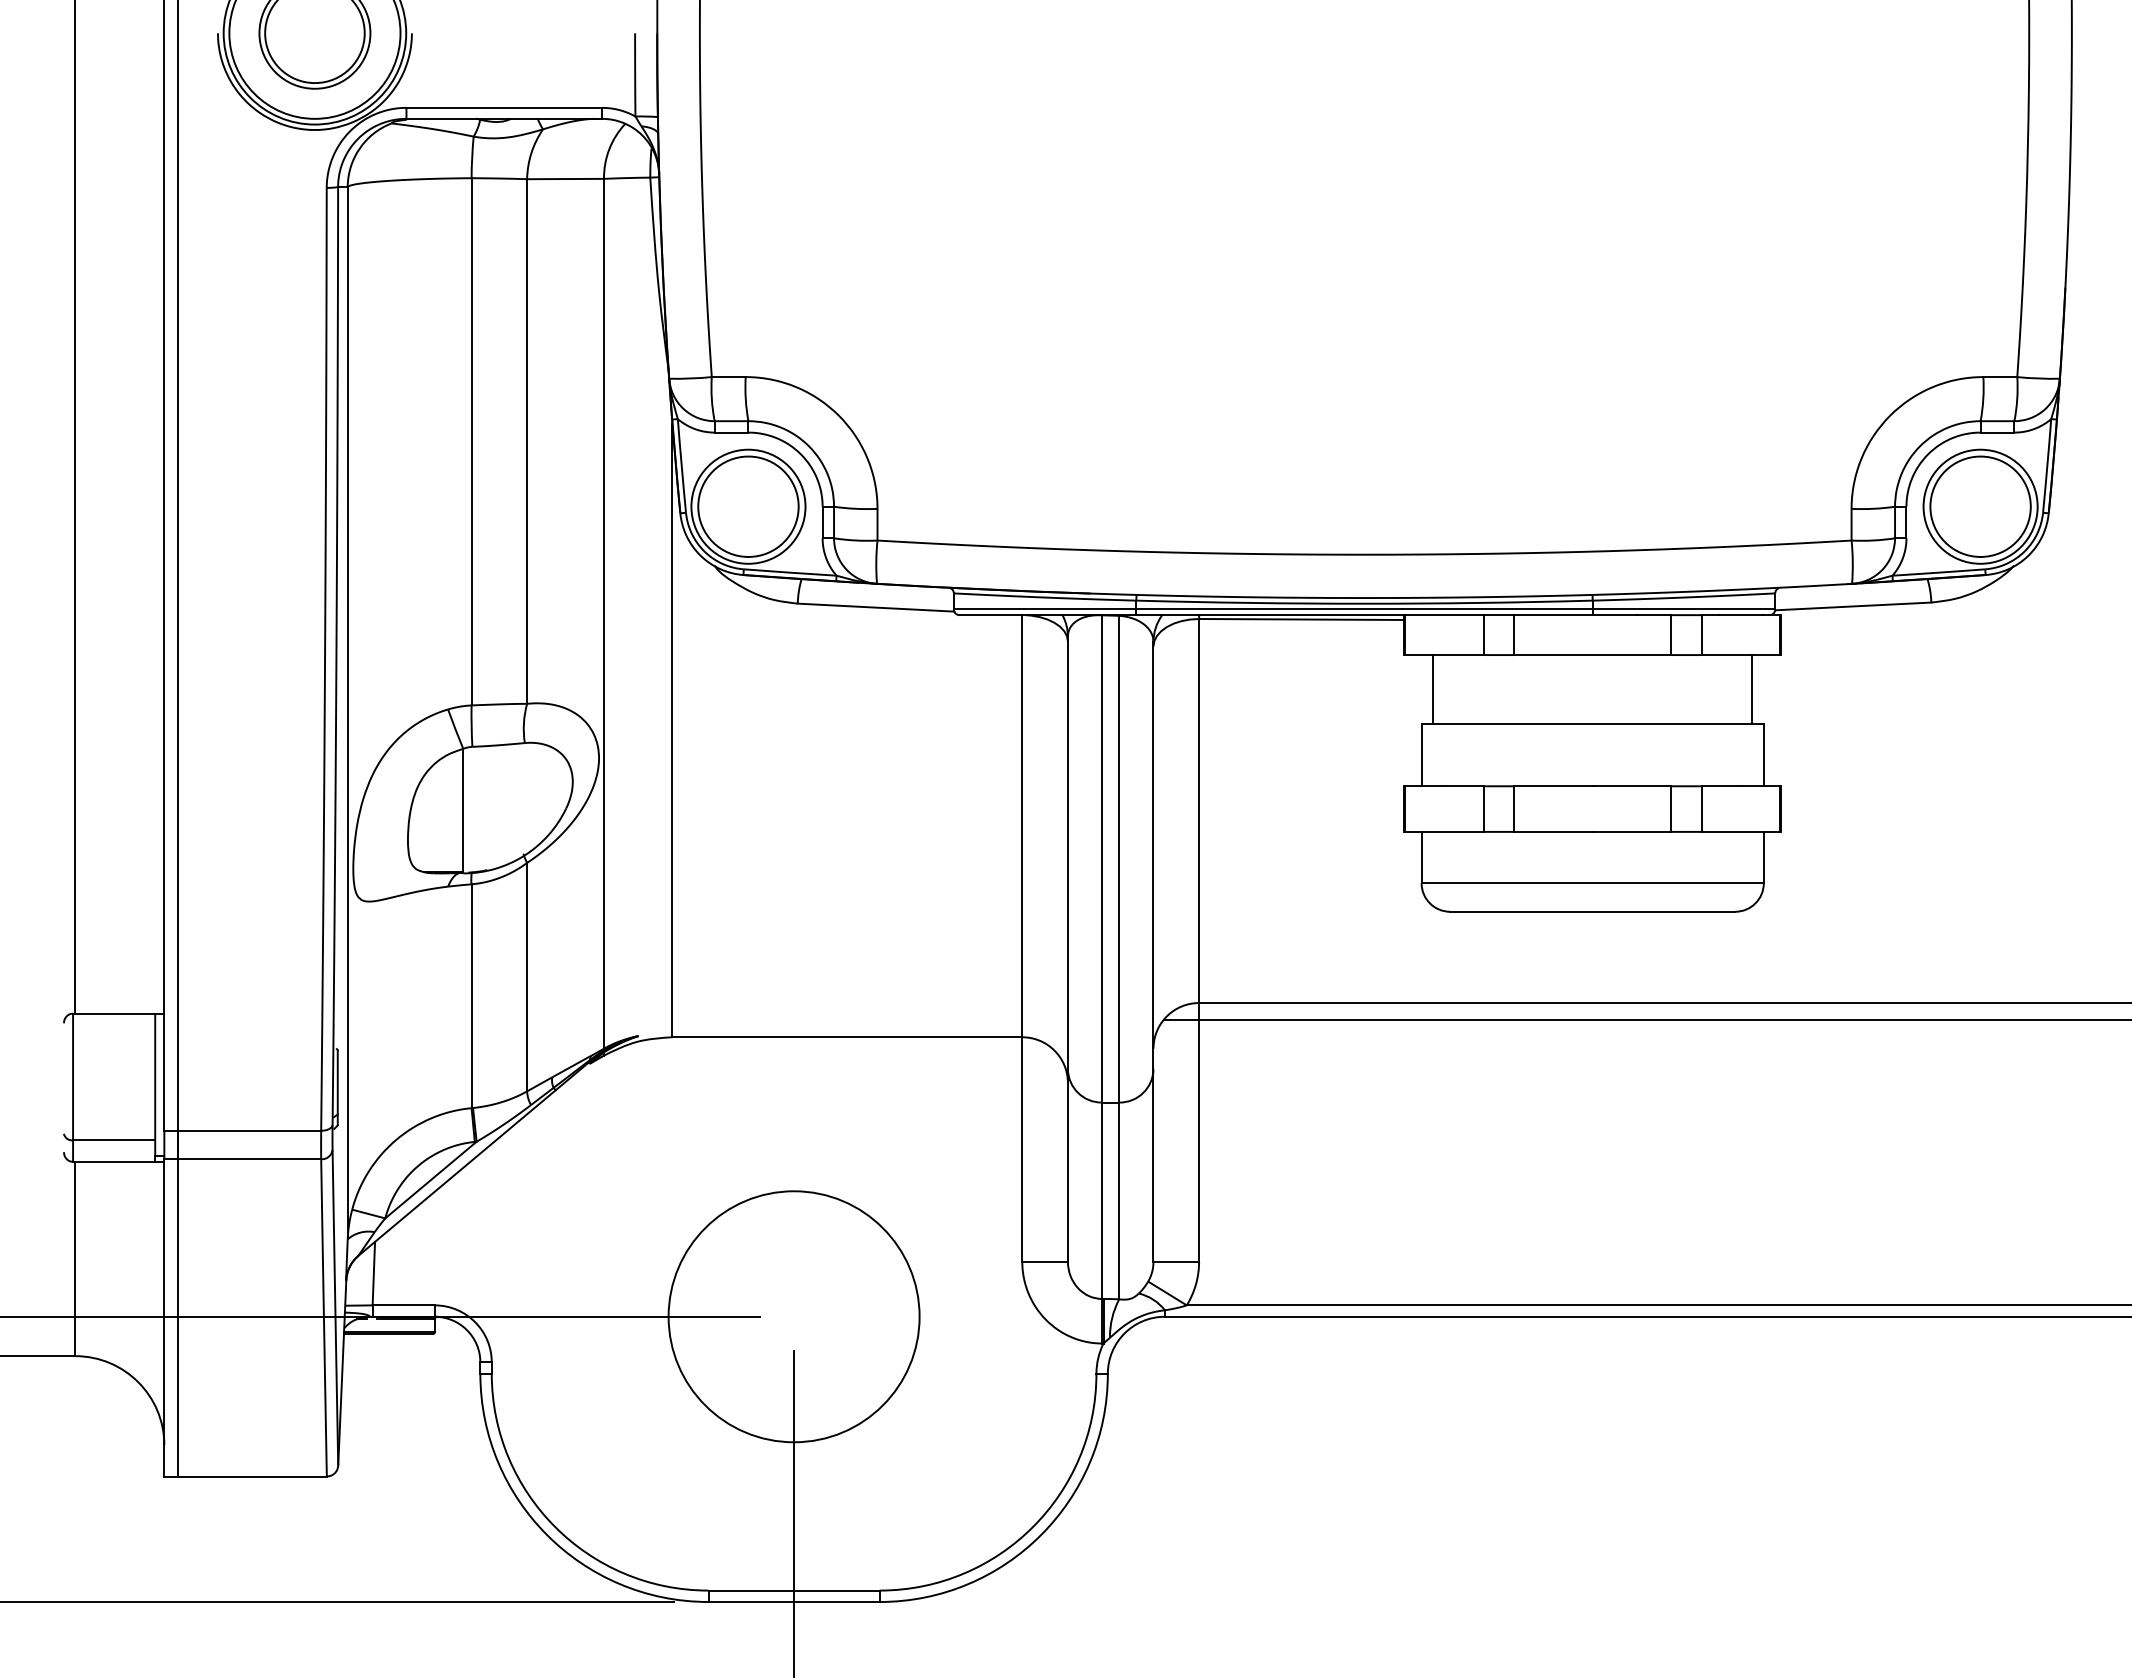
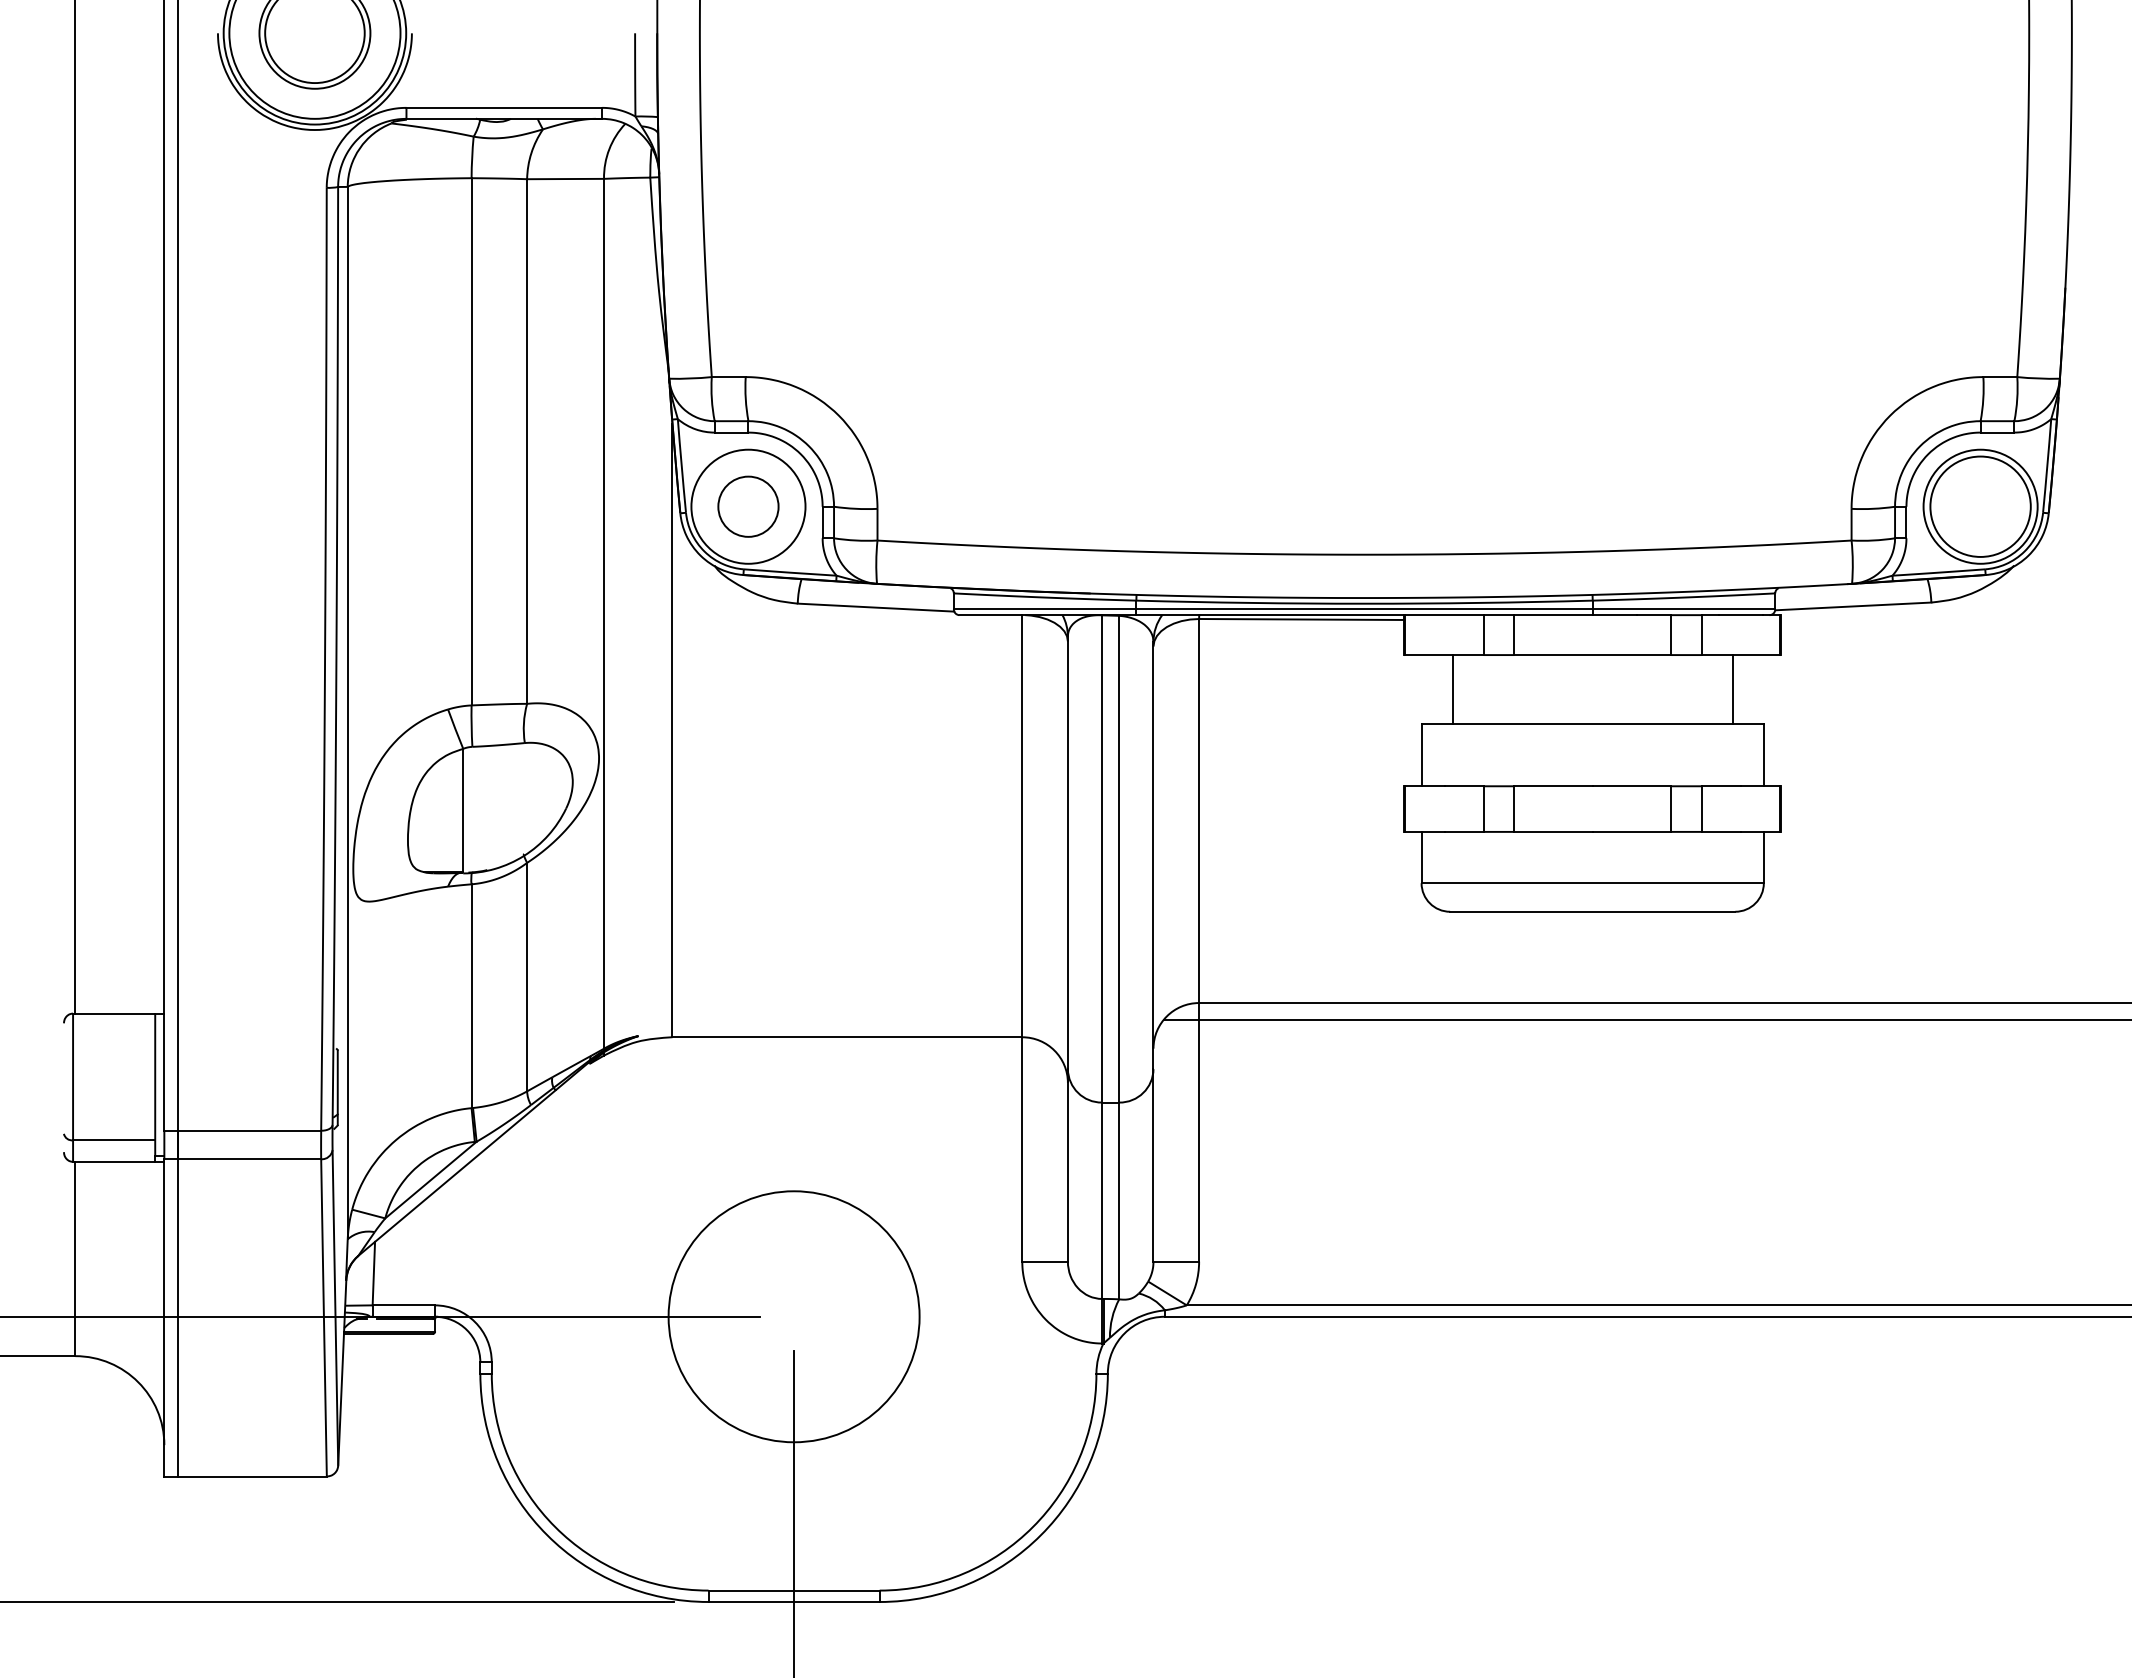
circle diameter: 100 px -> 60 px (748, 506)
line position: (1432, 689) -> (1452, 689) (1452, 689)
line position: (1752, 689) -> (1733, 689) (1733, 689)
